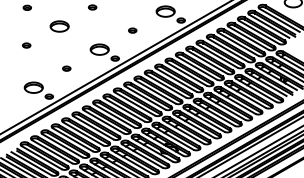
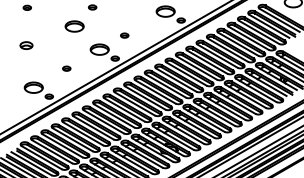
part position: (59, 26) -> (74, 26) (74, 26)
part position: (132, 30) -> (124, 35) (124, 35)
part size: 10x7 px -> 15x9 px (26, 45)
